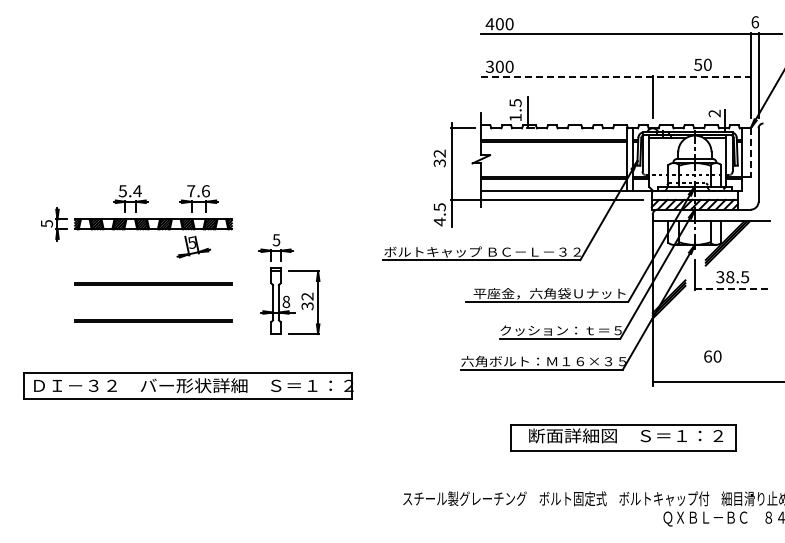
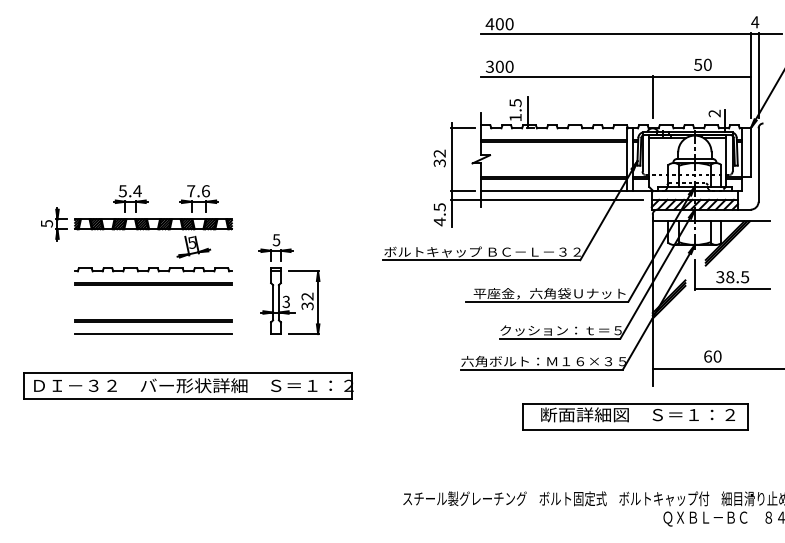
text: 6 -> 4 (755, 22)
line: dashed -> solid (616, 77)
line: dashed -> solid (750, 153)
line: none -> present (462, 191)
part: none -> present (153, 269)
line: dashed -> solid (732, 289)
text: 8 -> 3 (286, 301)
line: none -> present (153, 334)
line position: (716, 381) -> (716, 368) (716, 368)
part position: (623, 437) -> (635, 416) (635, 416)
